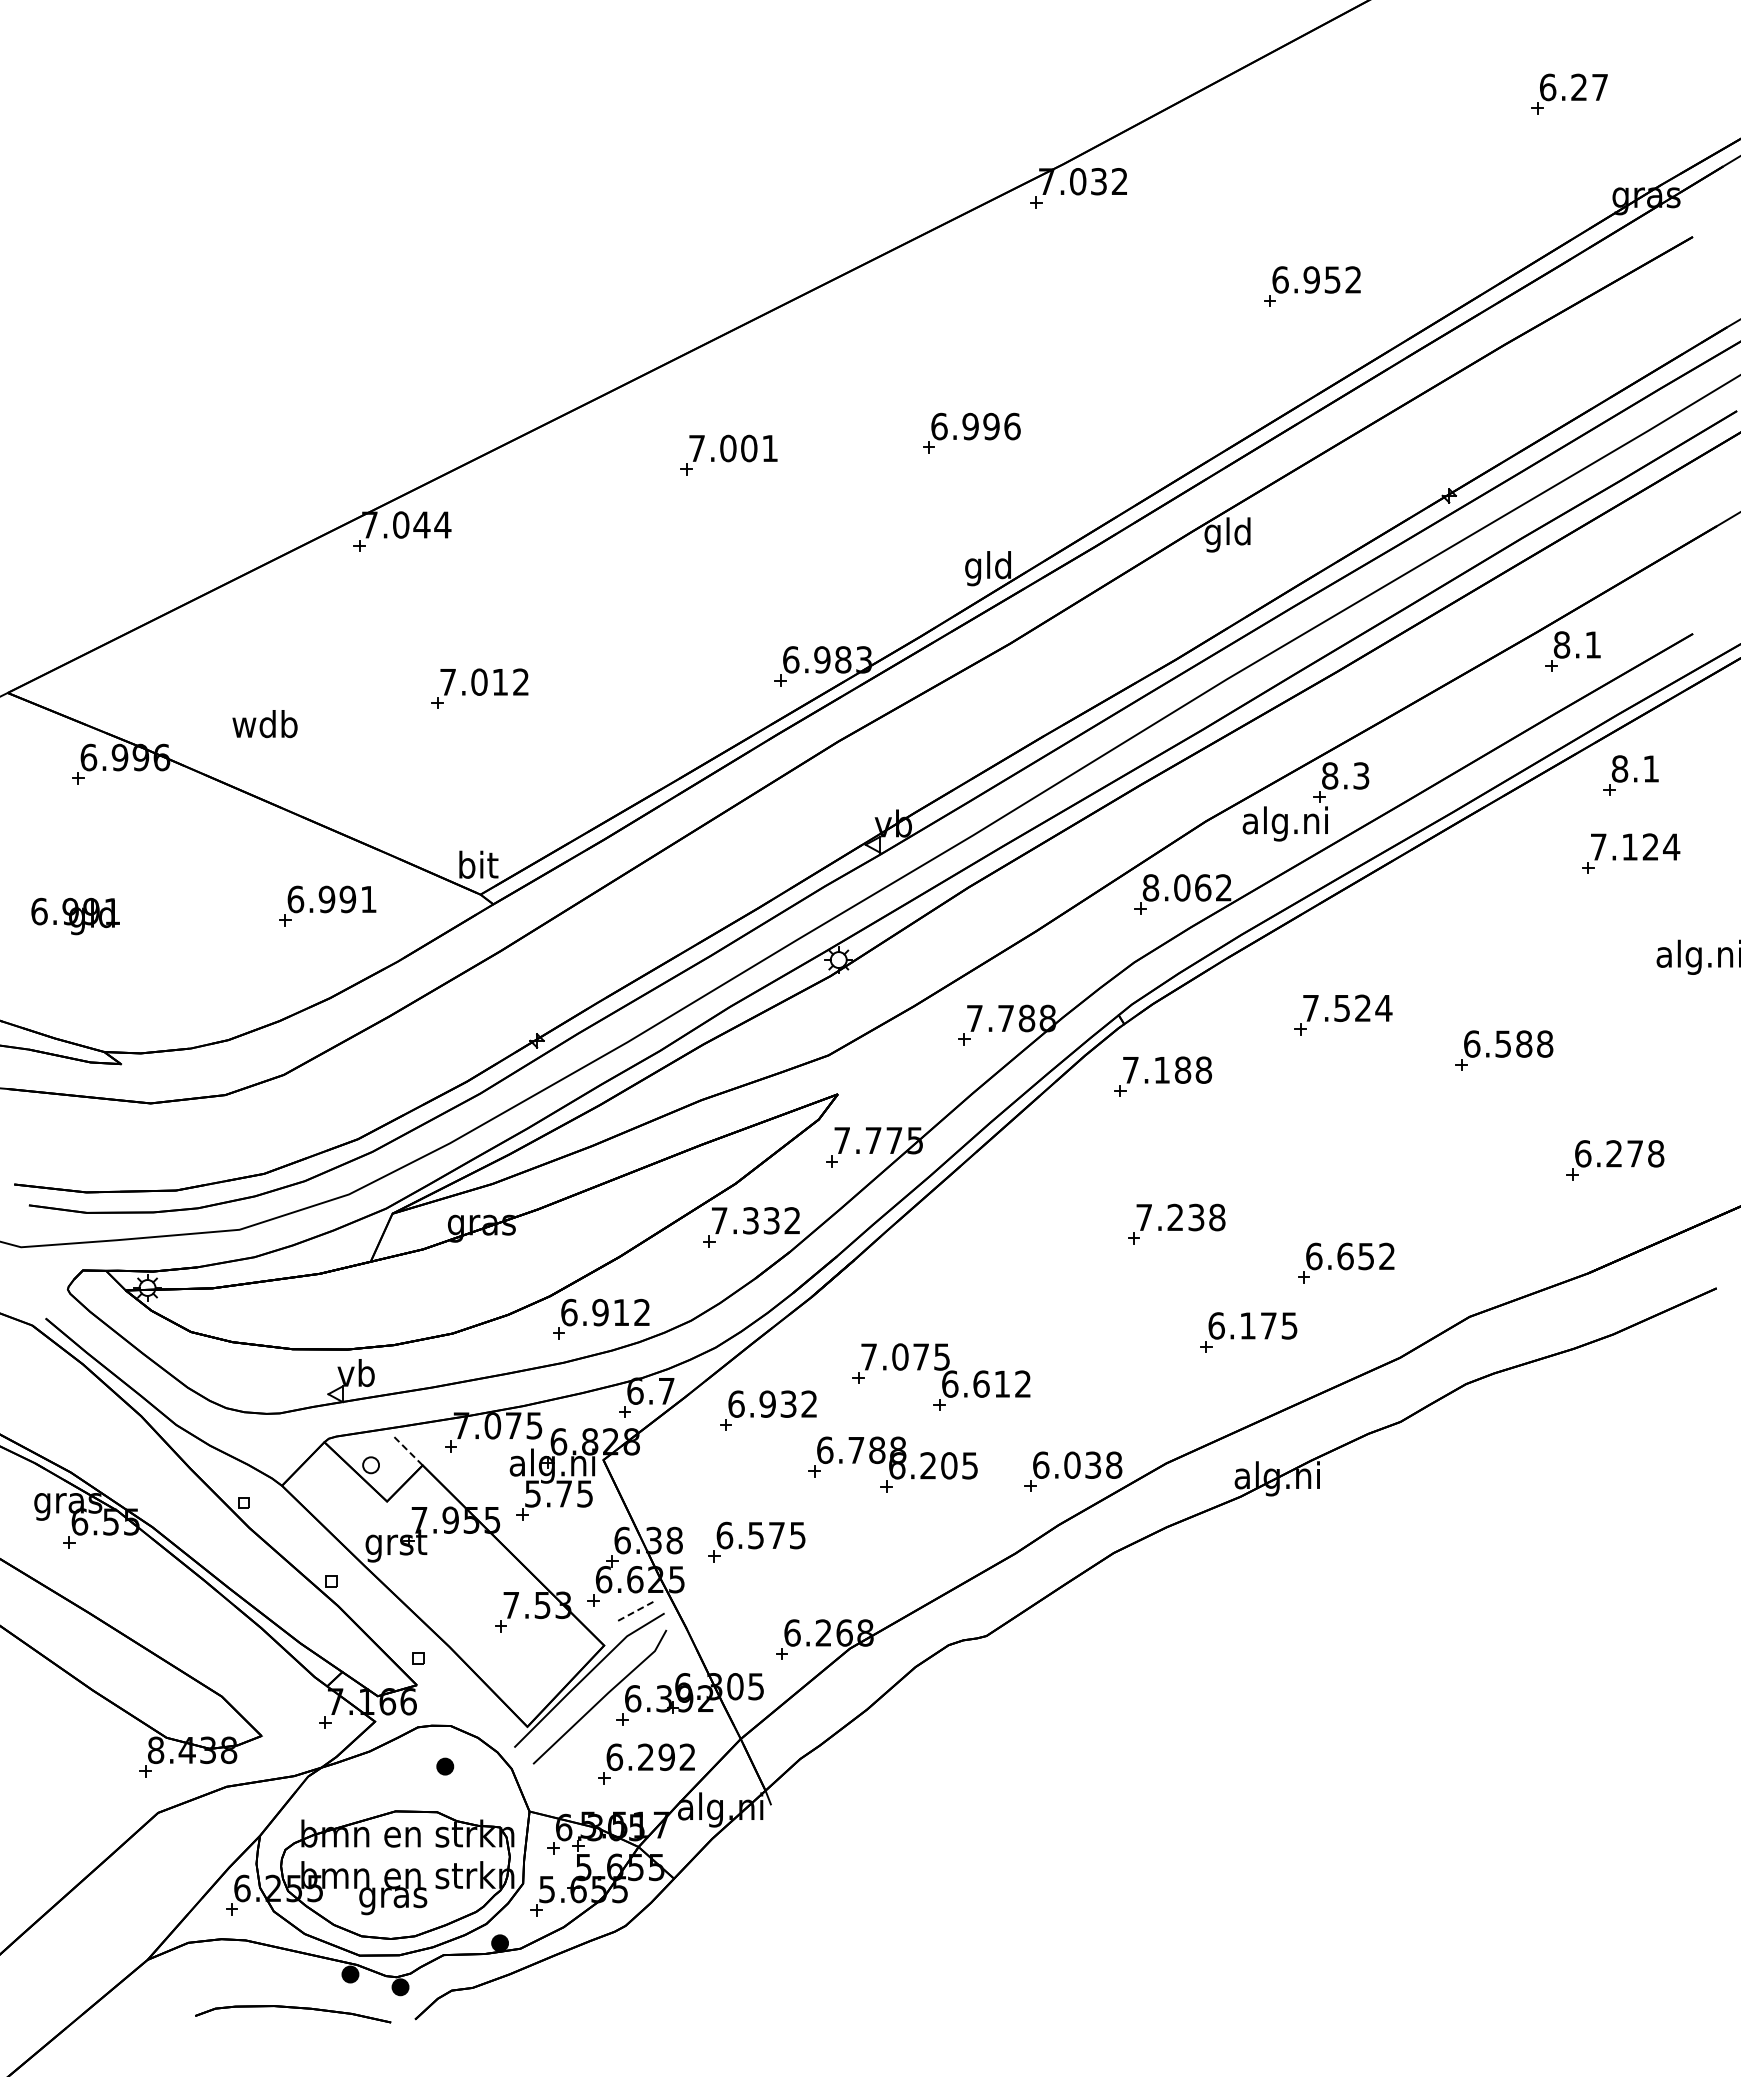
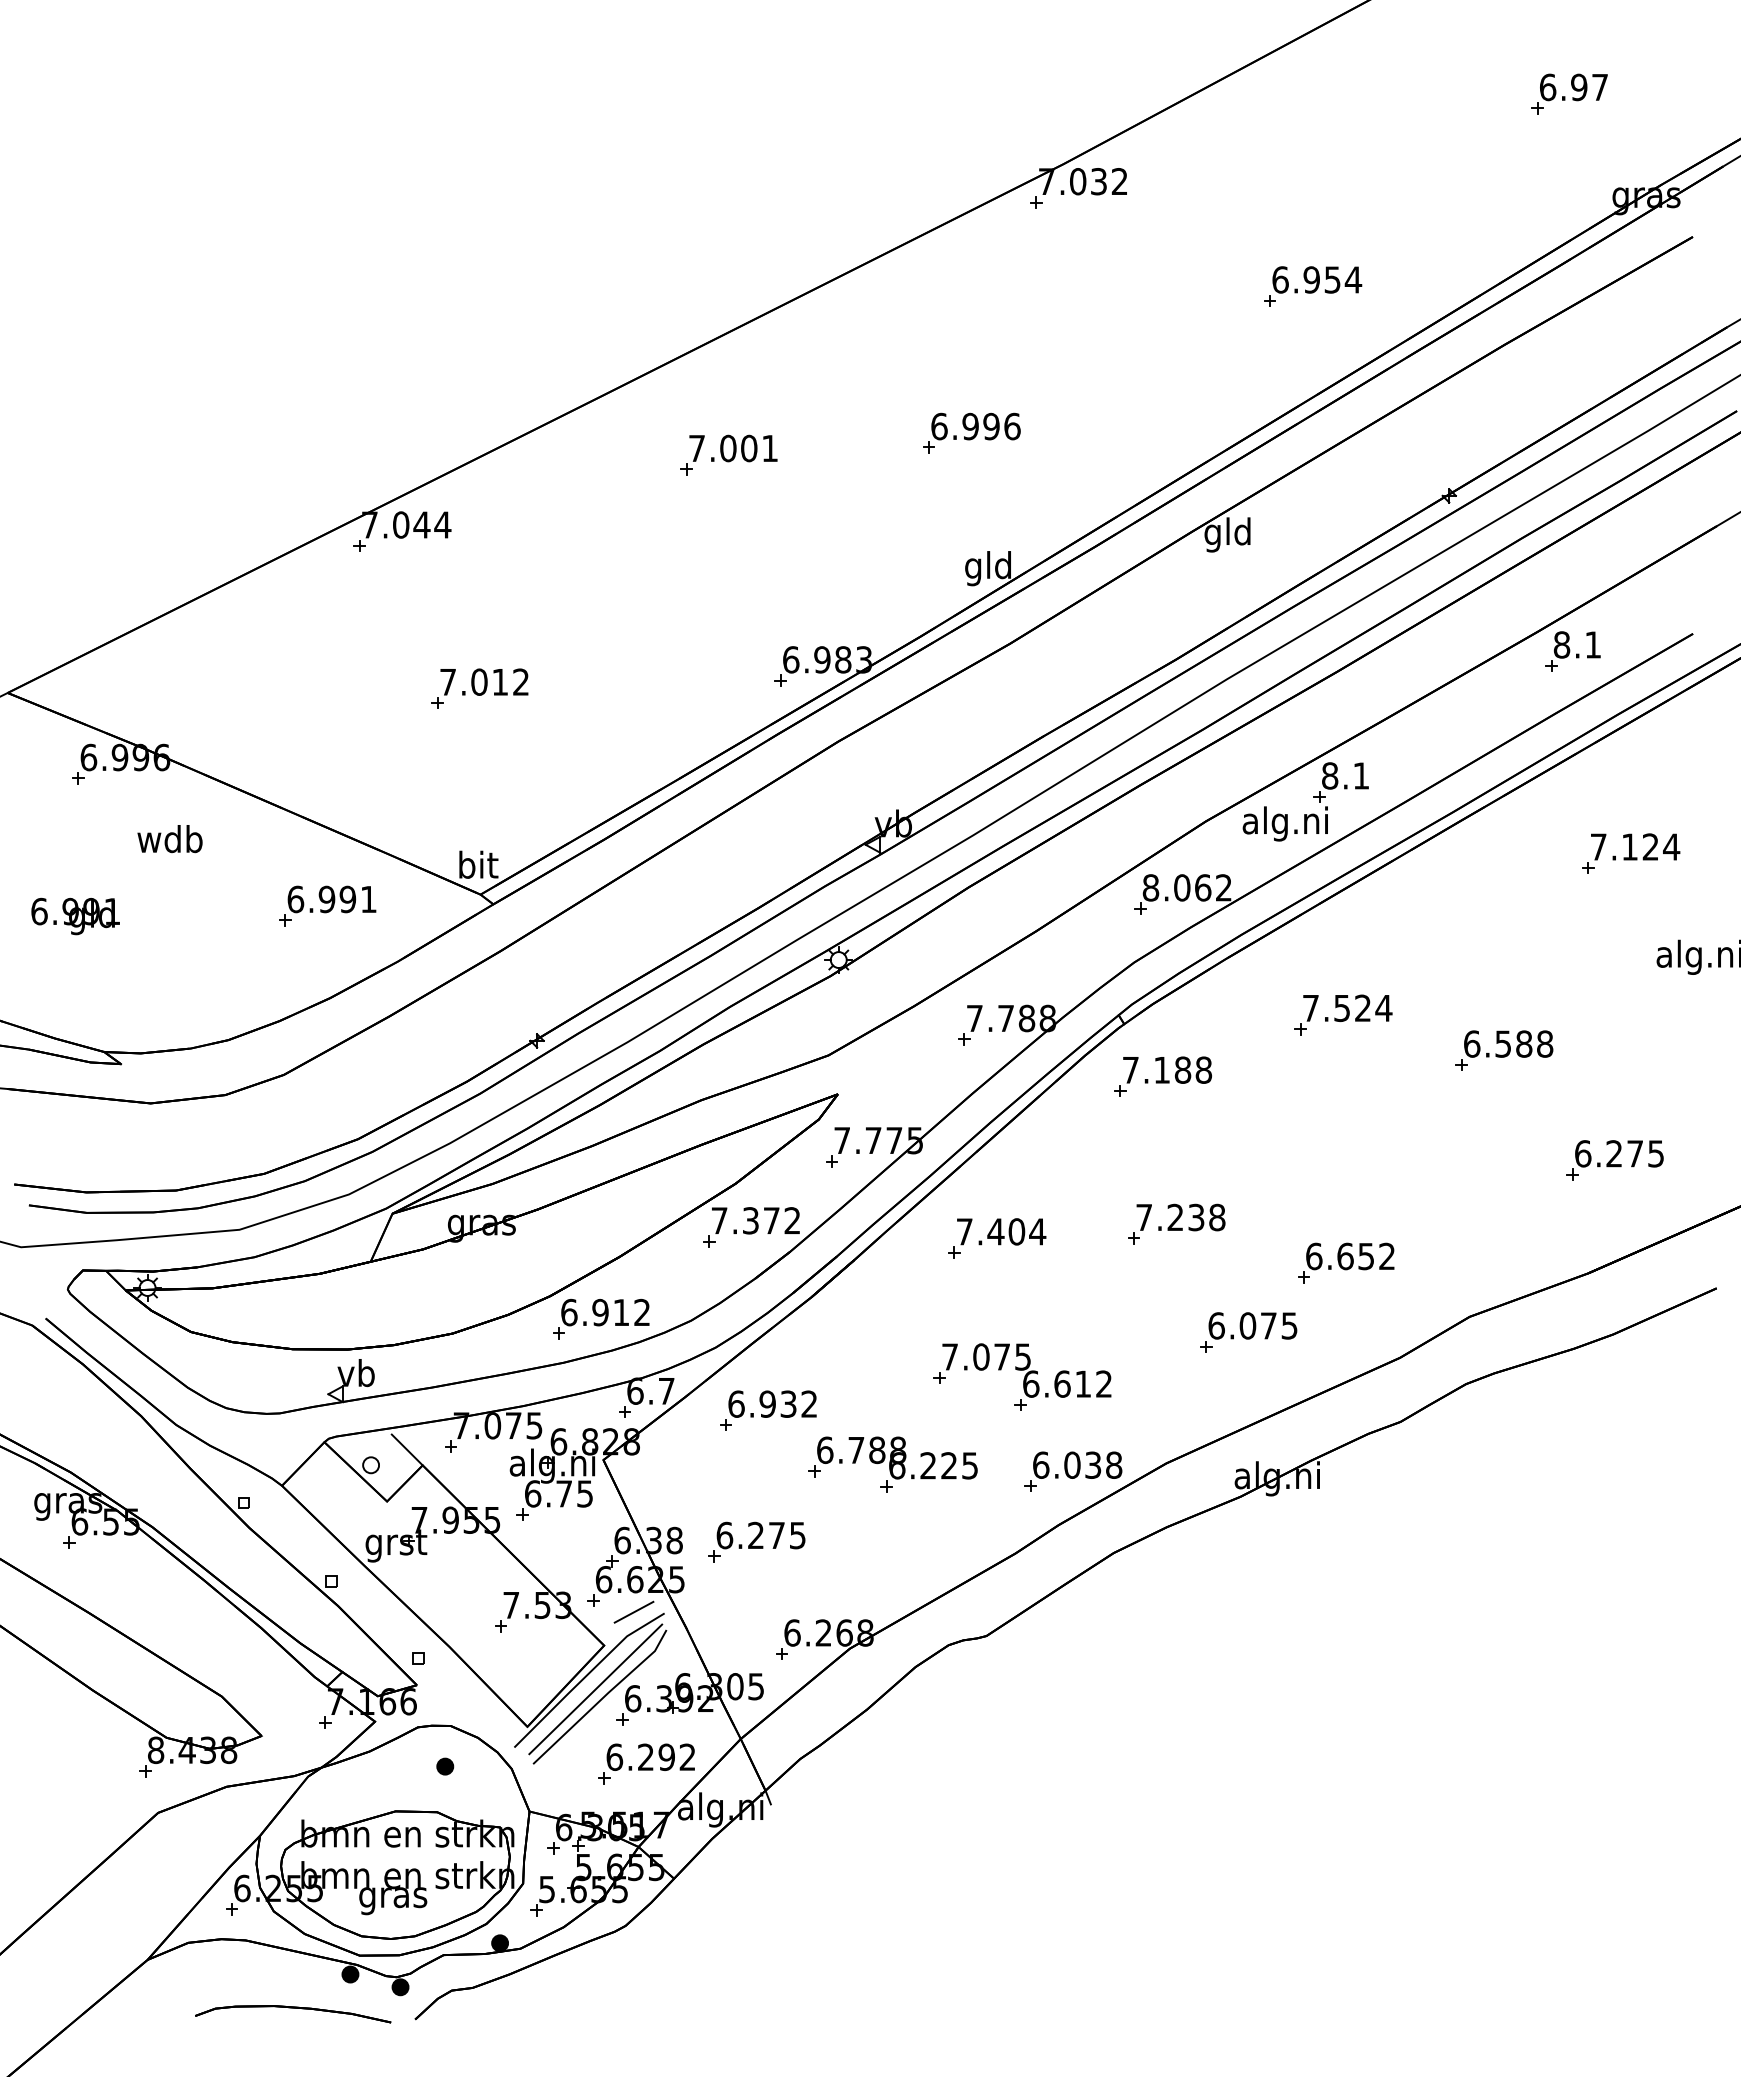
text: 6.27 -> 6.97 (1579, 87)
text: 6.952 -> 6.954 (1353, 279)
text position: (264, 724) -> (169, 839) (169, 839)
text: 8.3 -> 8.1 (1361, 775)
part: present -> none (1630, 775)
text: 6.278 -> 6.275 (1656, 1153)
text: 7.332 -> 7.372 (771, 1220)
part: none -> present (997, 1238)
text: 6.175 -> 6.075 (1247, 1325)
part position: (941, 1376) -> (1022, 1376) (1022, 1376)
line: dashed -> solid (407, 1449)
text: 6.205 -> 6.225 (949, 1465)
text: 5.75 -> 6.75 (533, 1493)
text: 6.575 -> 6.275 (755, 1535)
line: dashed -> solid (634, 1612)
line: none -> present (595, 1689)
